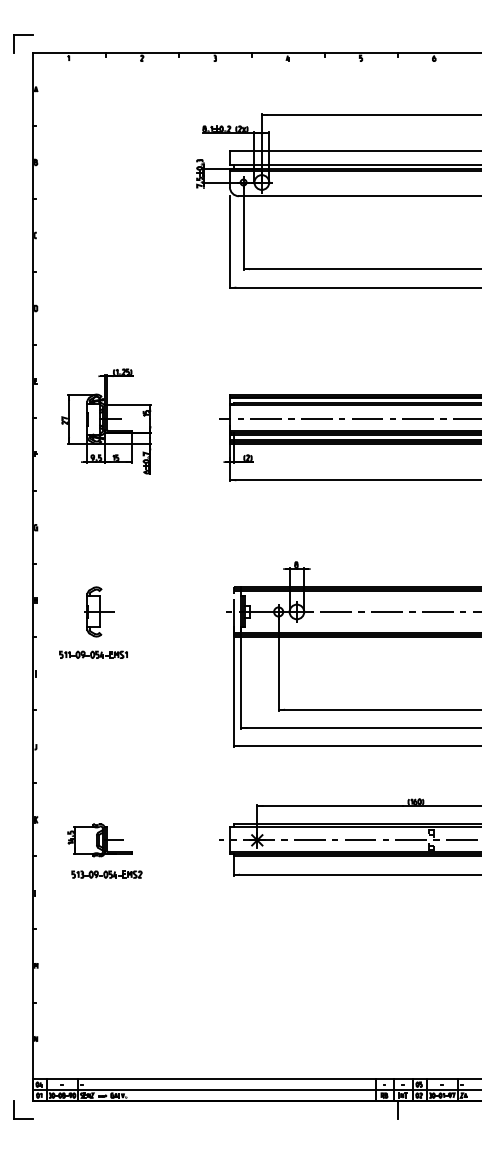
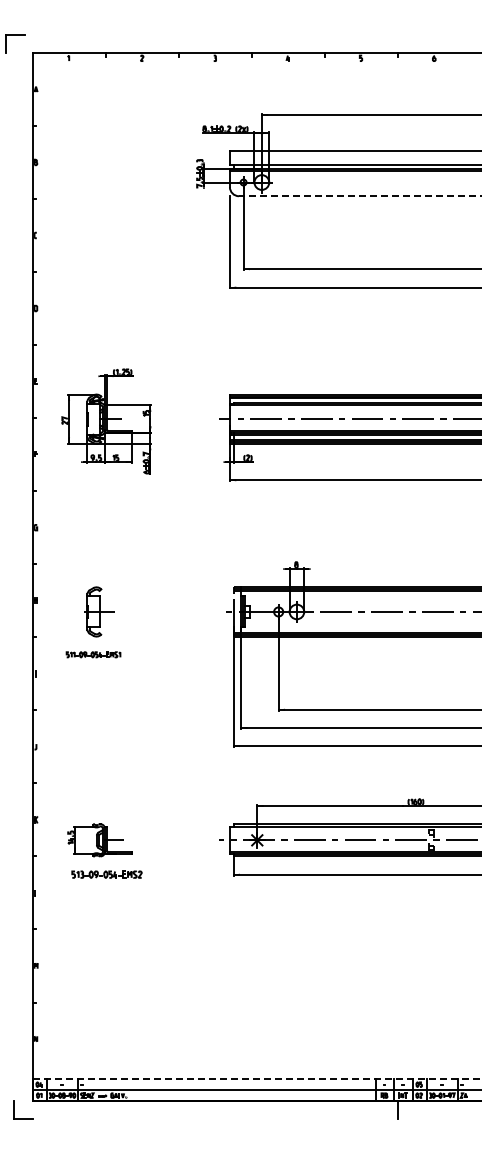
part position: (23, 35) -> (15, 35) (15, 35)
line: solid -> dashed (359, 196)
part size: 69x9 px -> 57x8 px (93, 654)
line: solid -> dashed (257, 1079)
